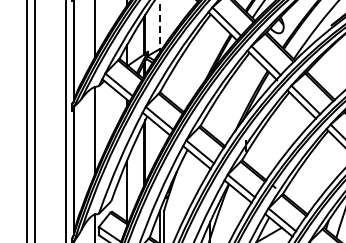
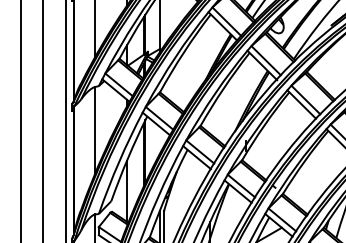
line: dashed -> solid (160, 26)
line position: (27, 120) -> (21, 120) (21, 120)
line position: (34, 120) -> (42, 120) (42, 120)
